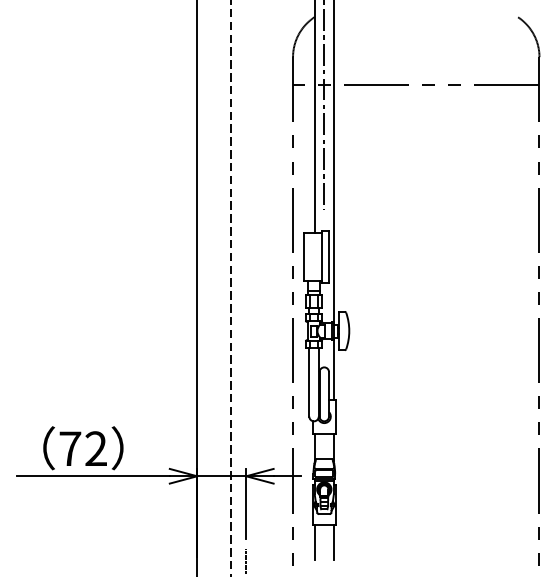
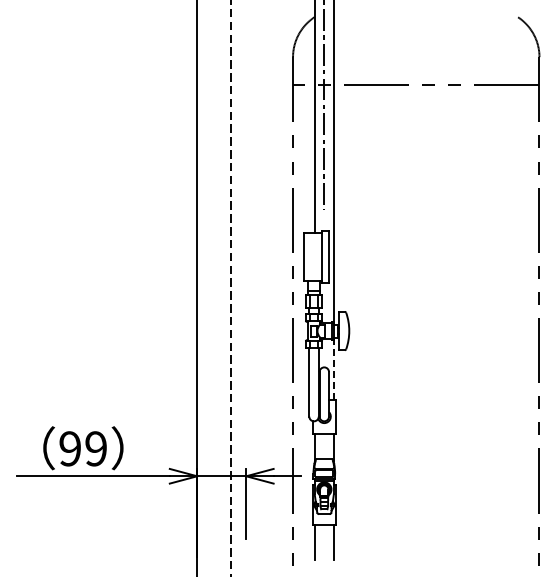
line: solid -> dashed (333, 368)
text: 72 -> 99 (82, 448)
line: present -> none (246, 560)
